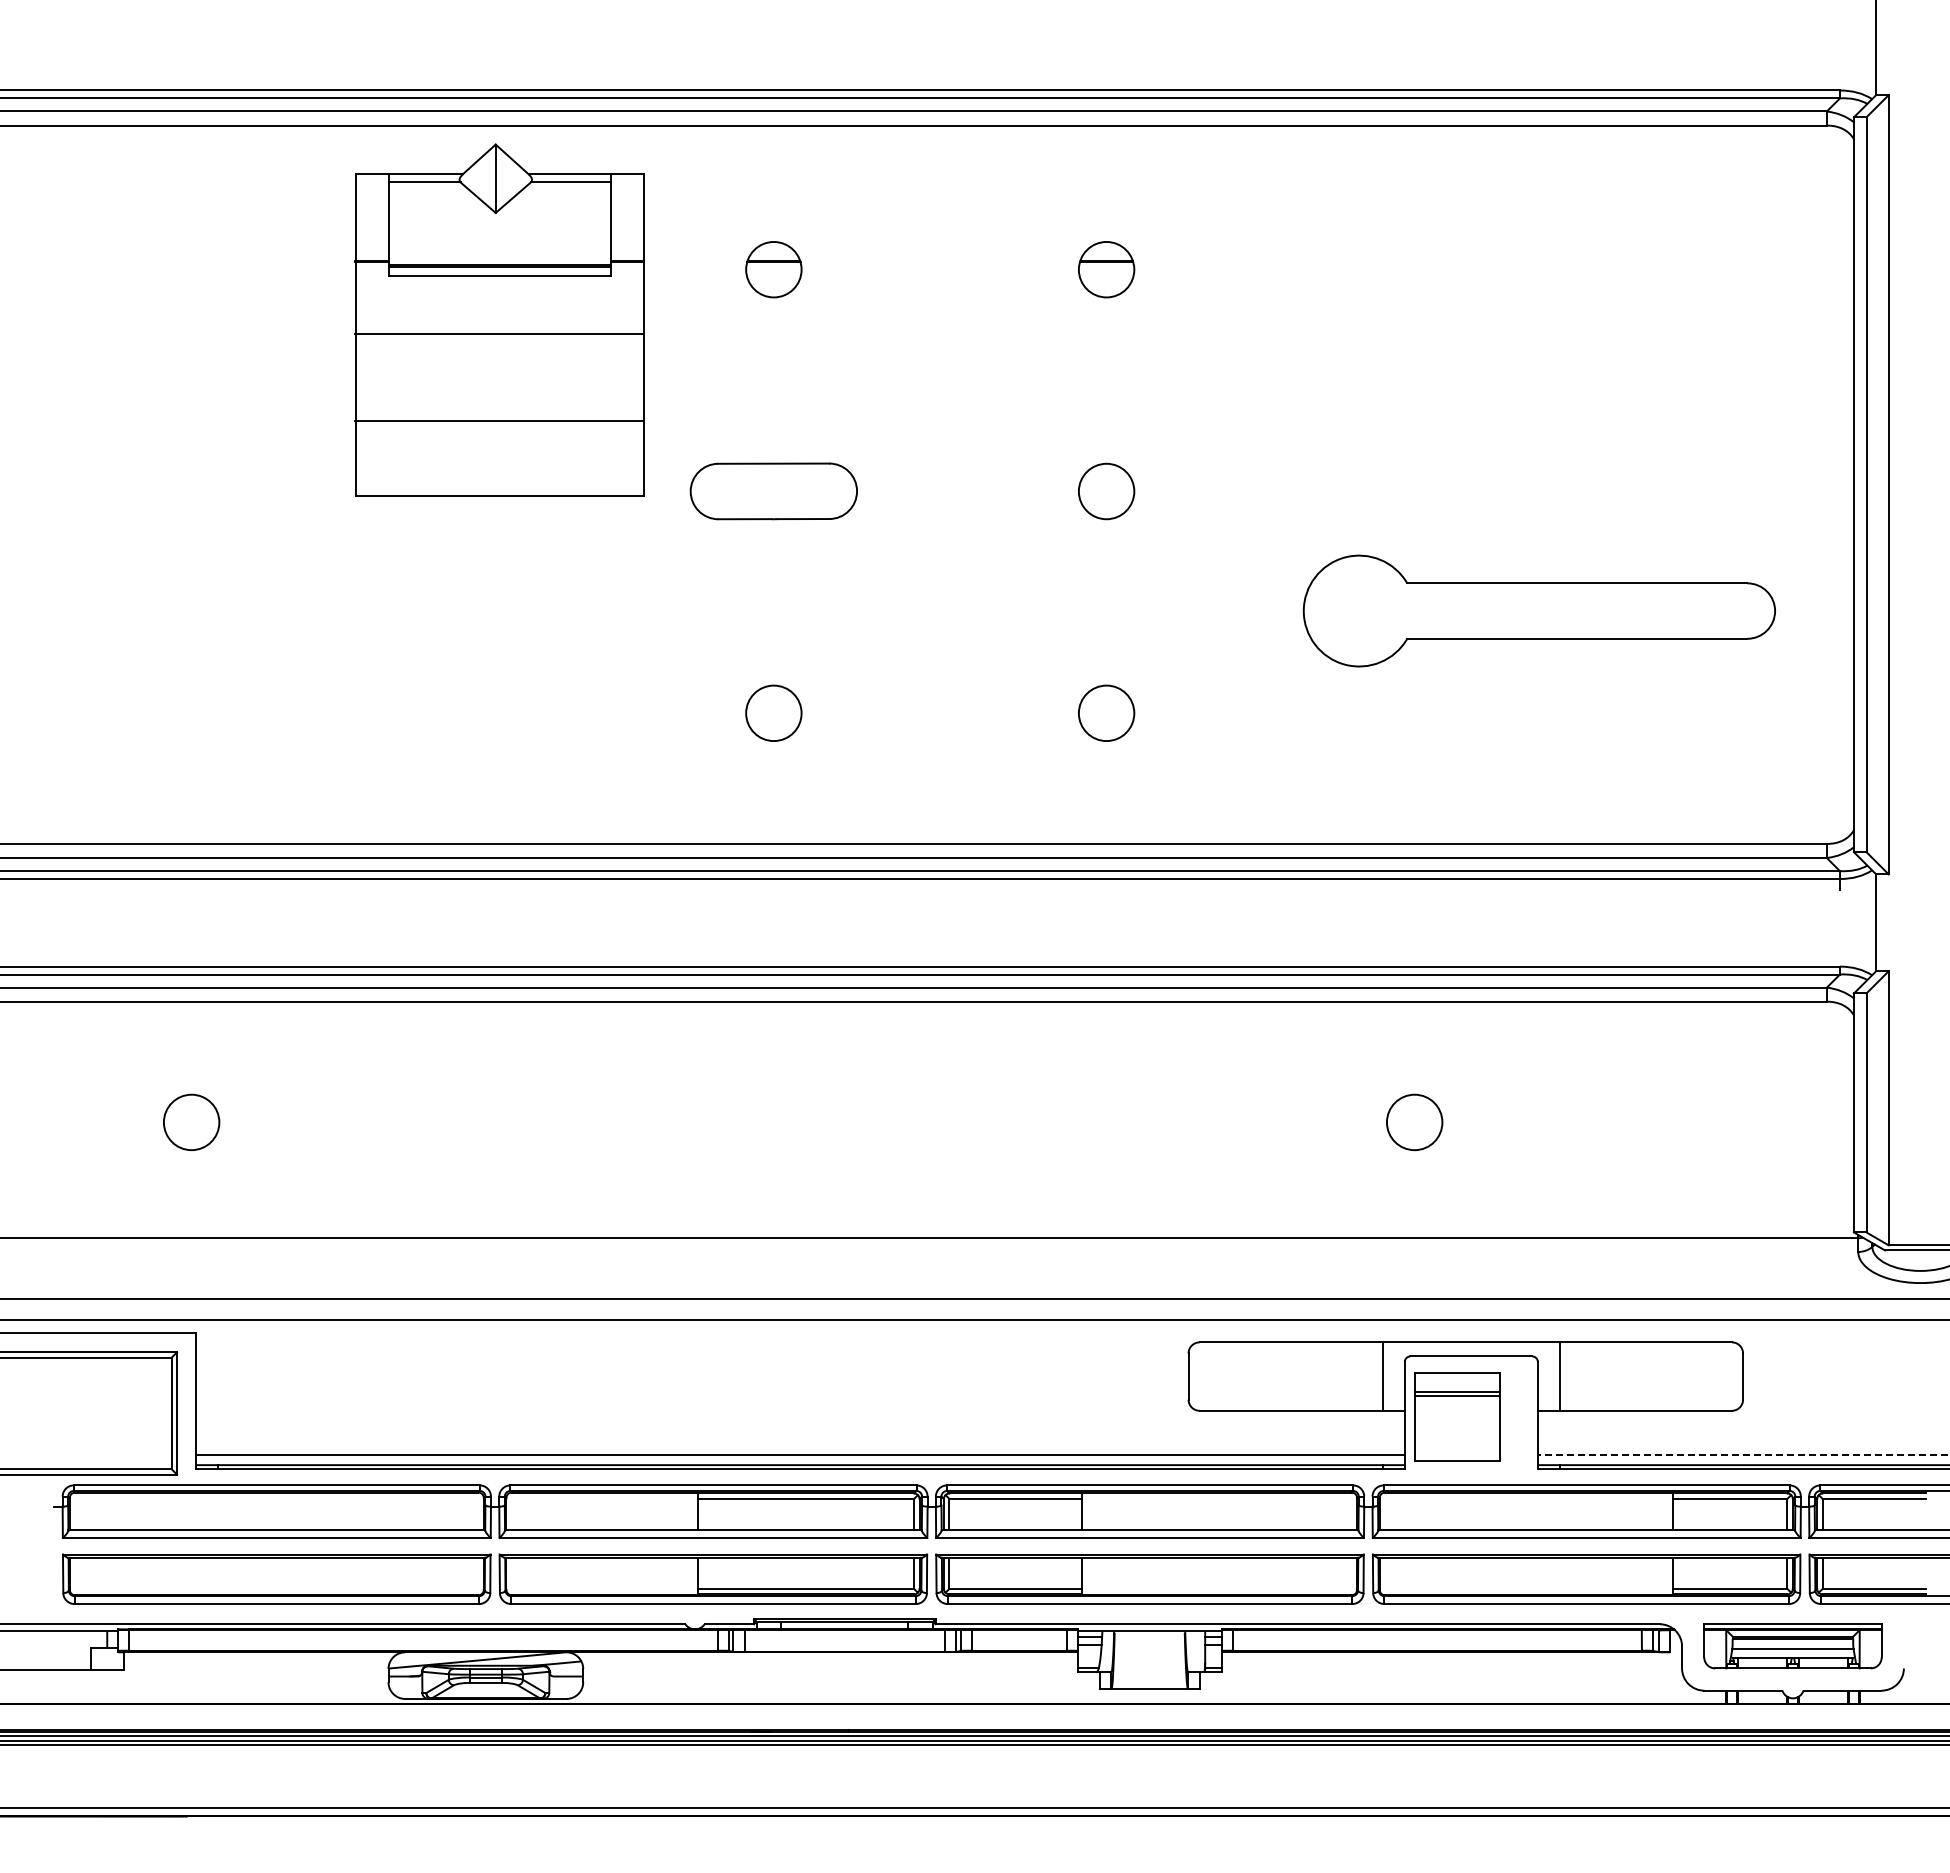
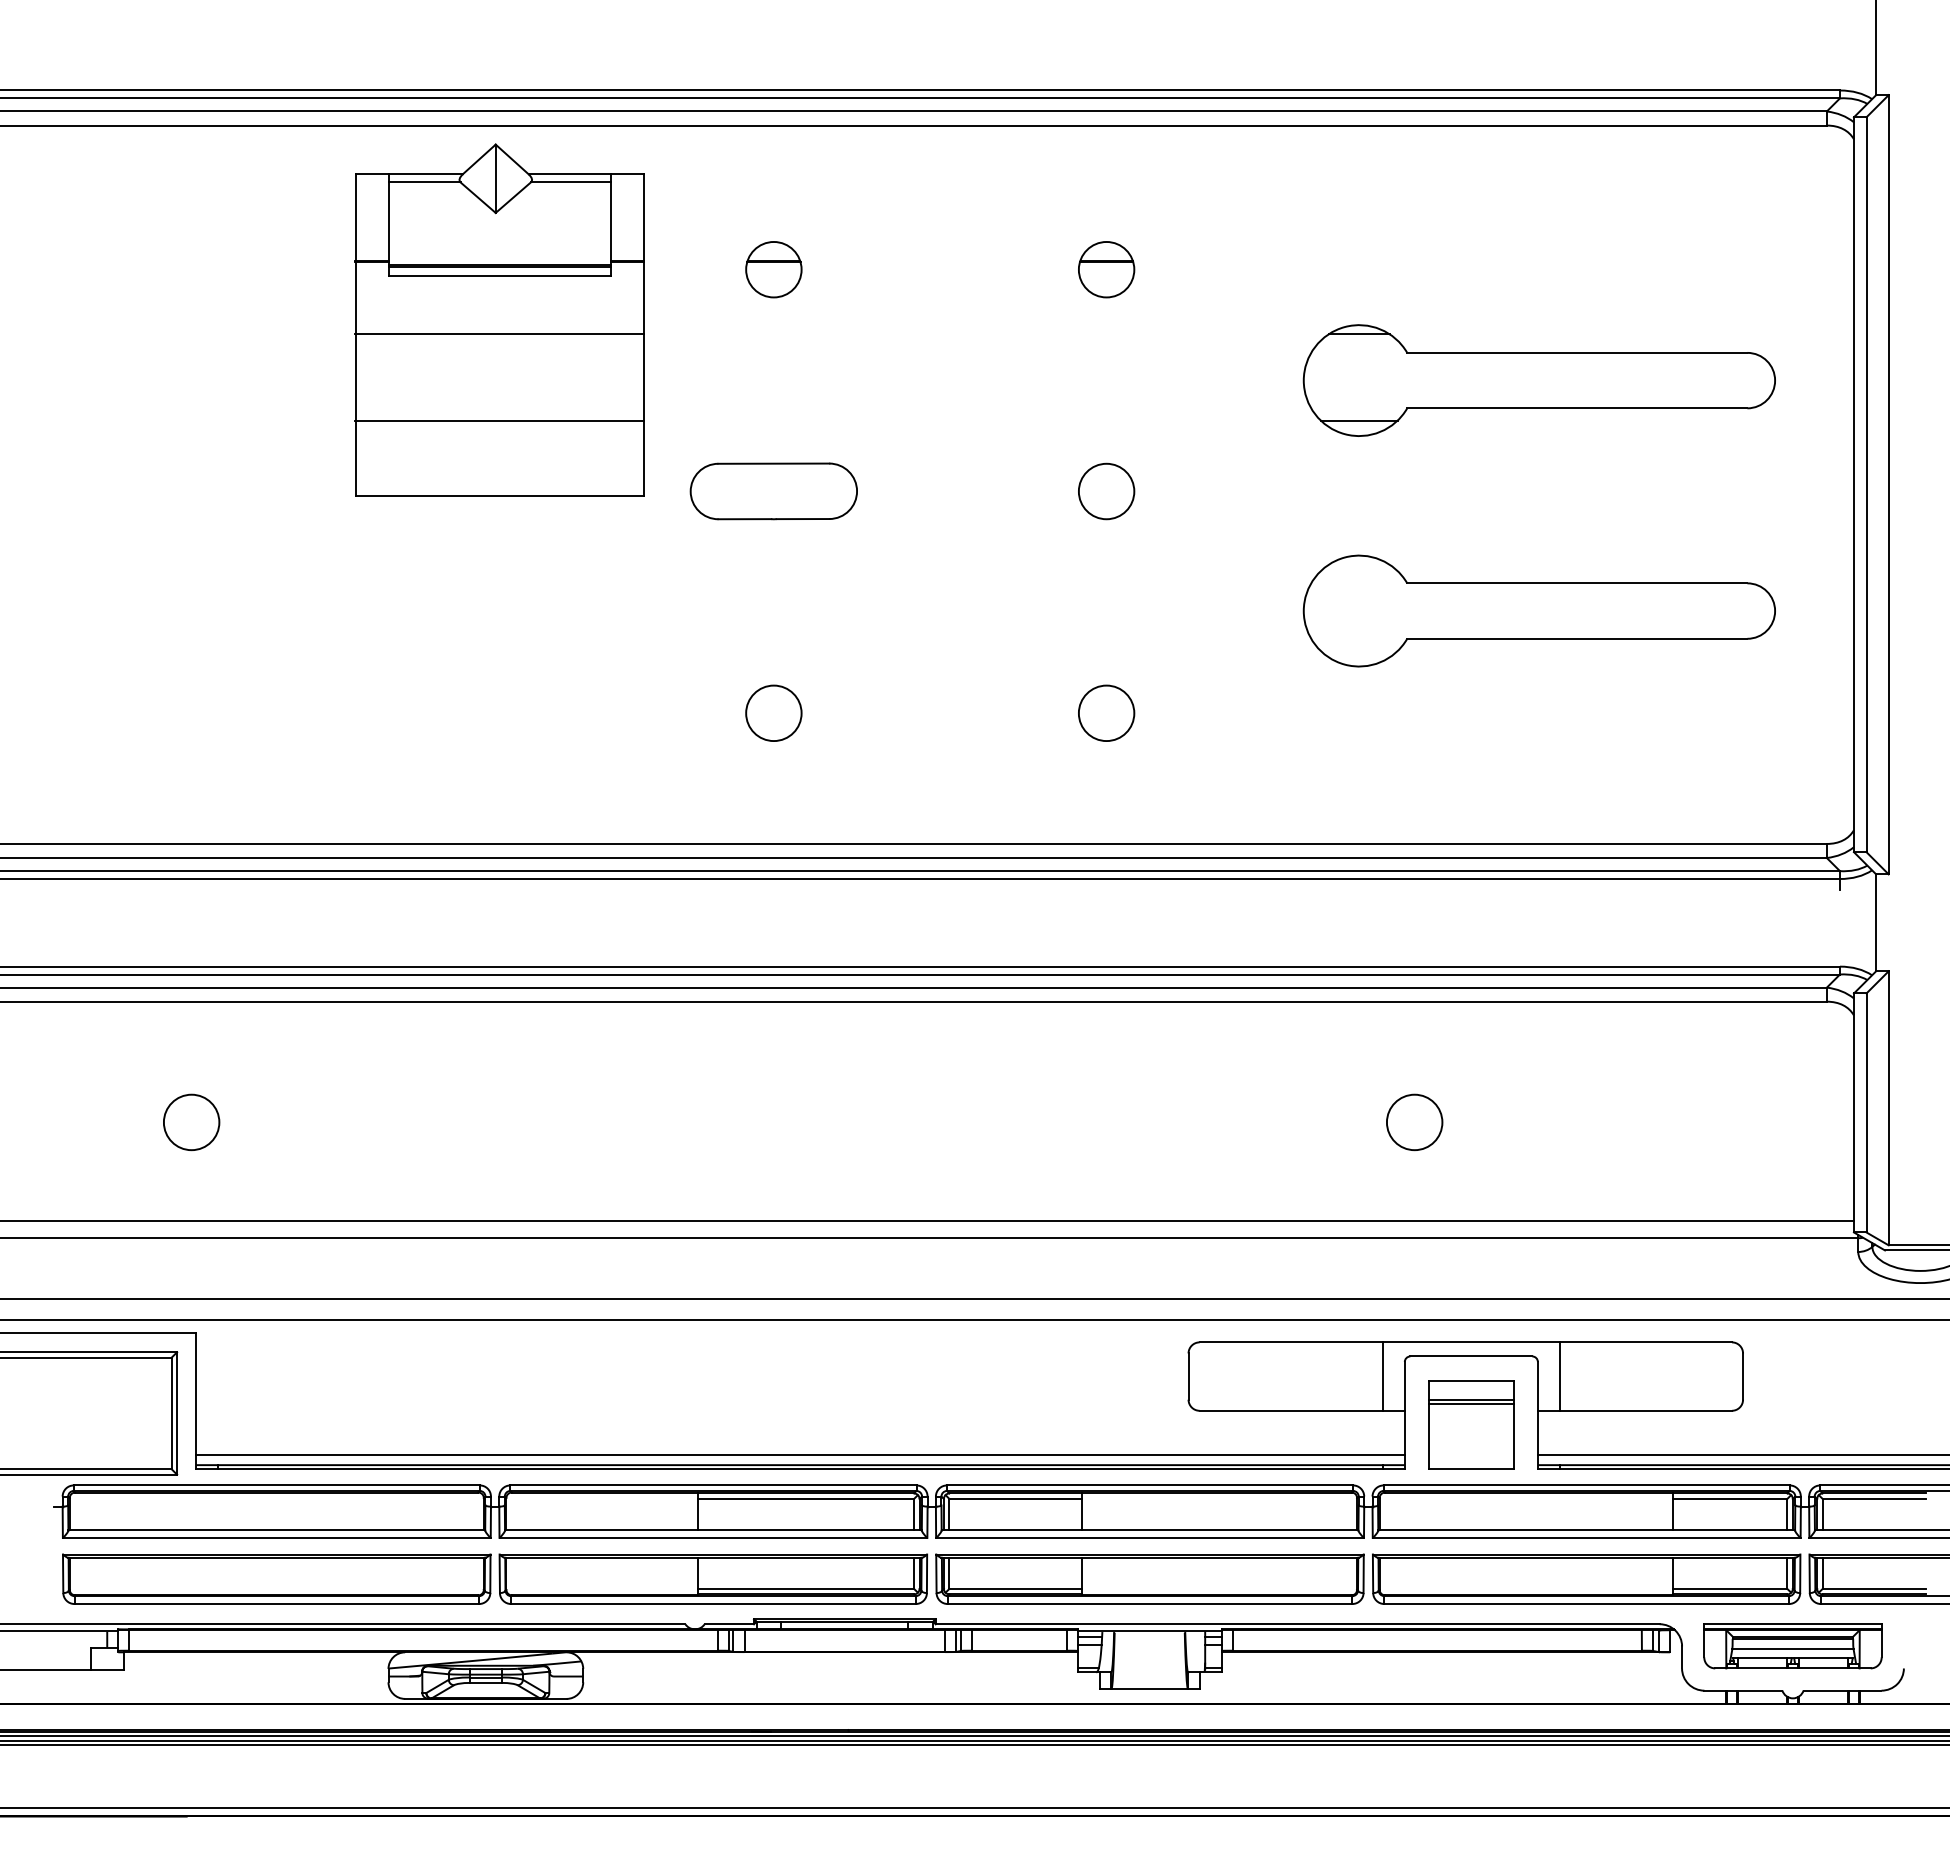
part: none -> present (1538, 380)
line: none -> present (927, 1220)
part position: (1457, 1416) -> (1471, 1424) (1471, 1424)
line: dashed -> solid (1743, 1455)
